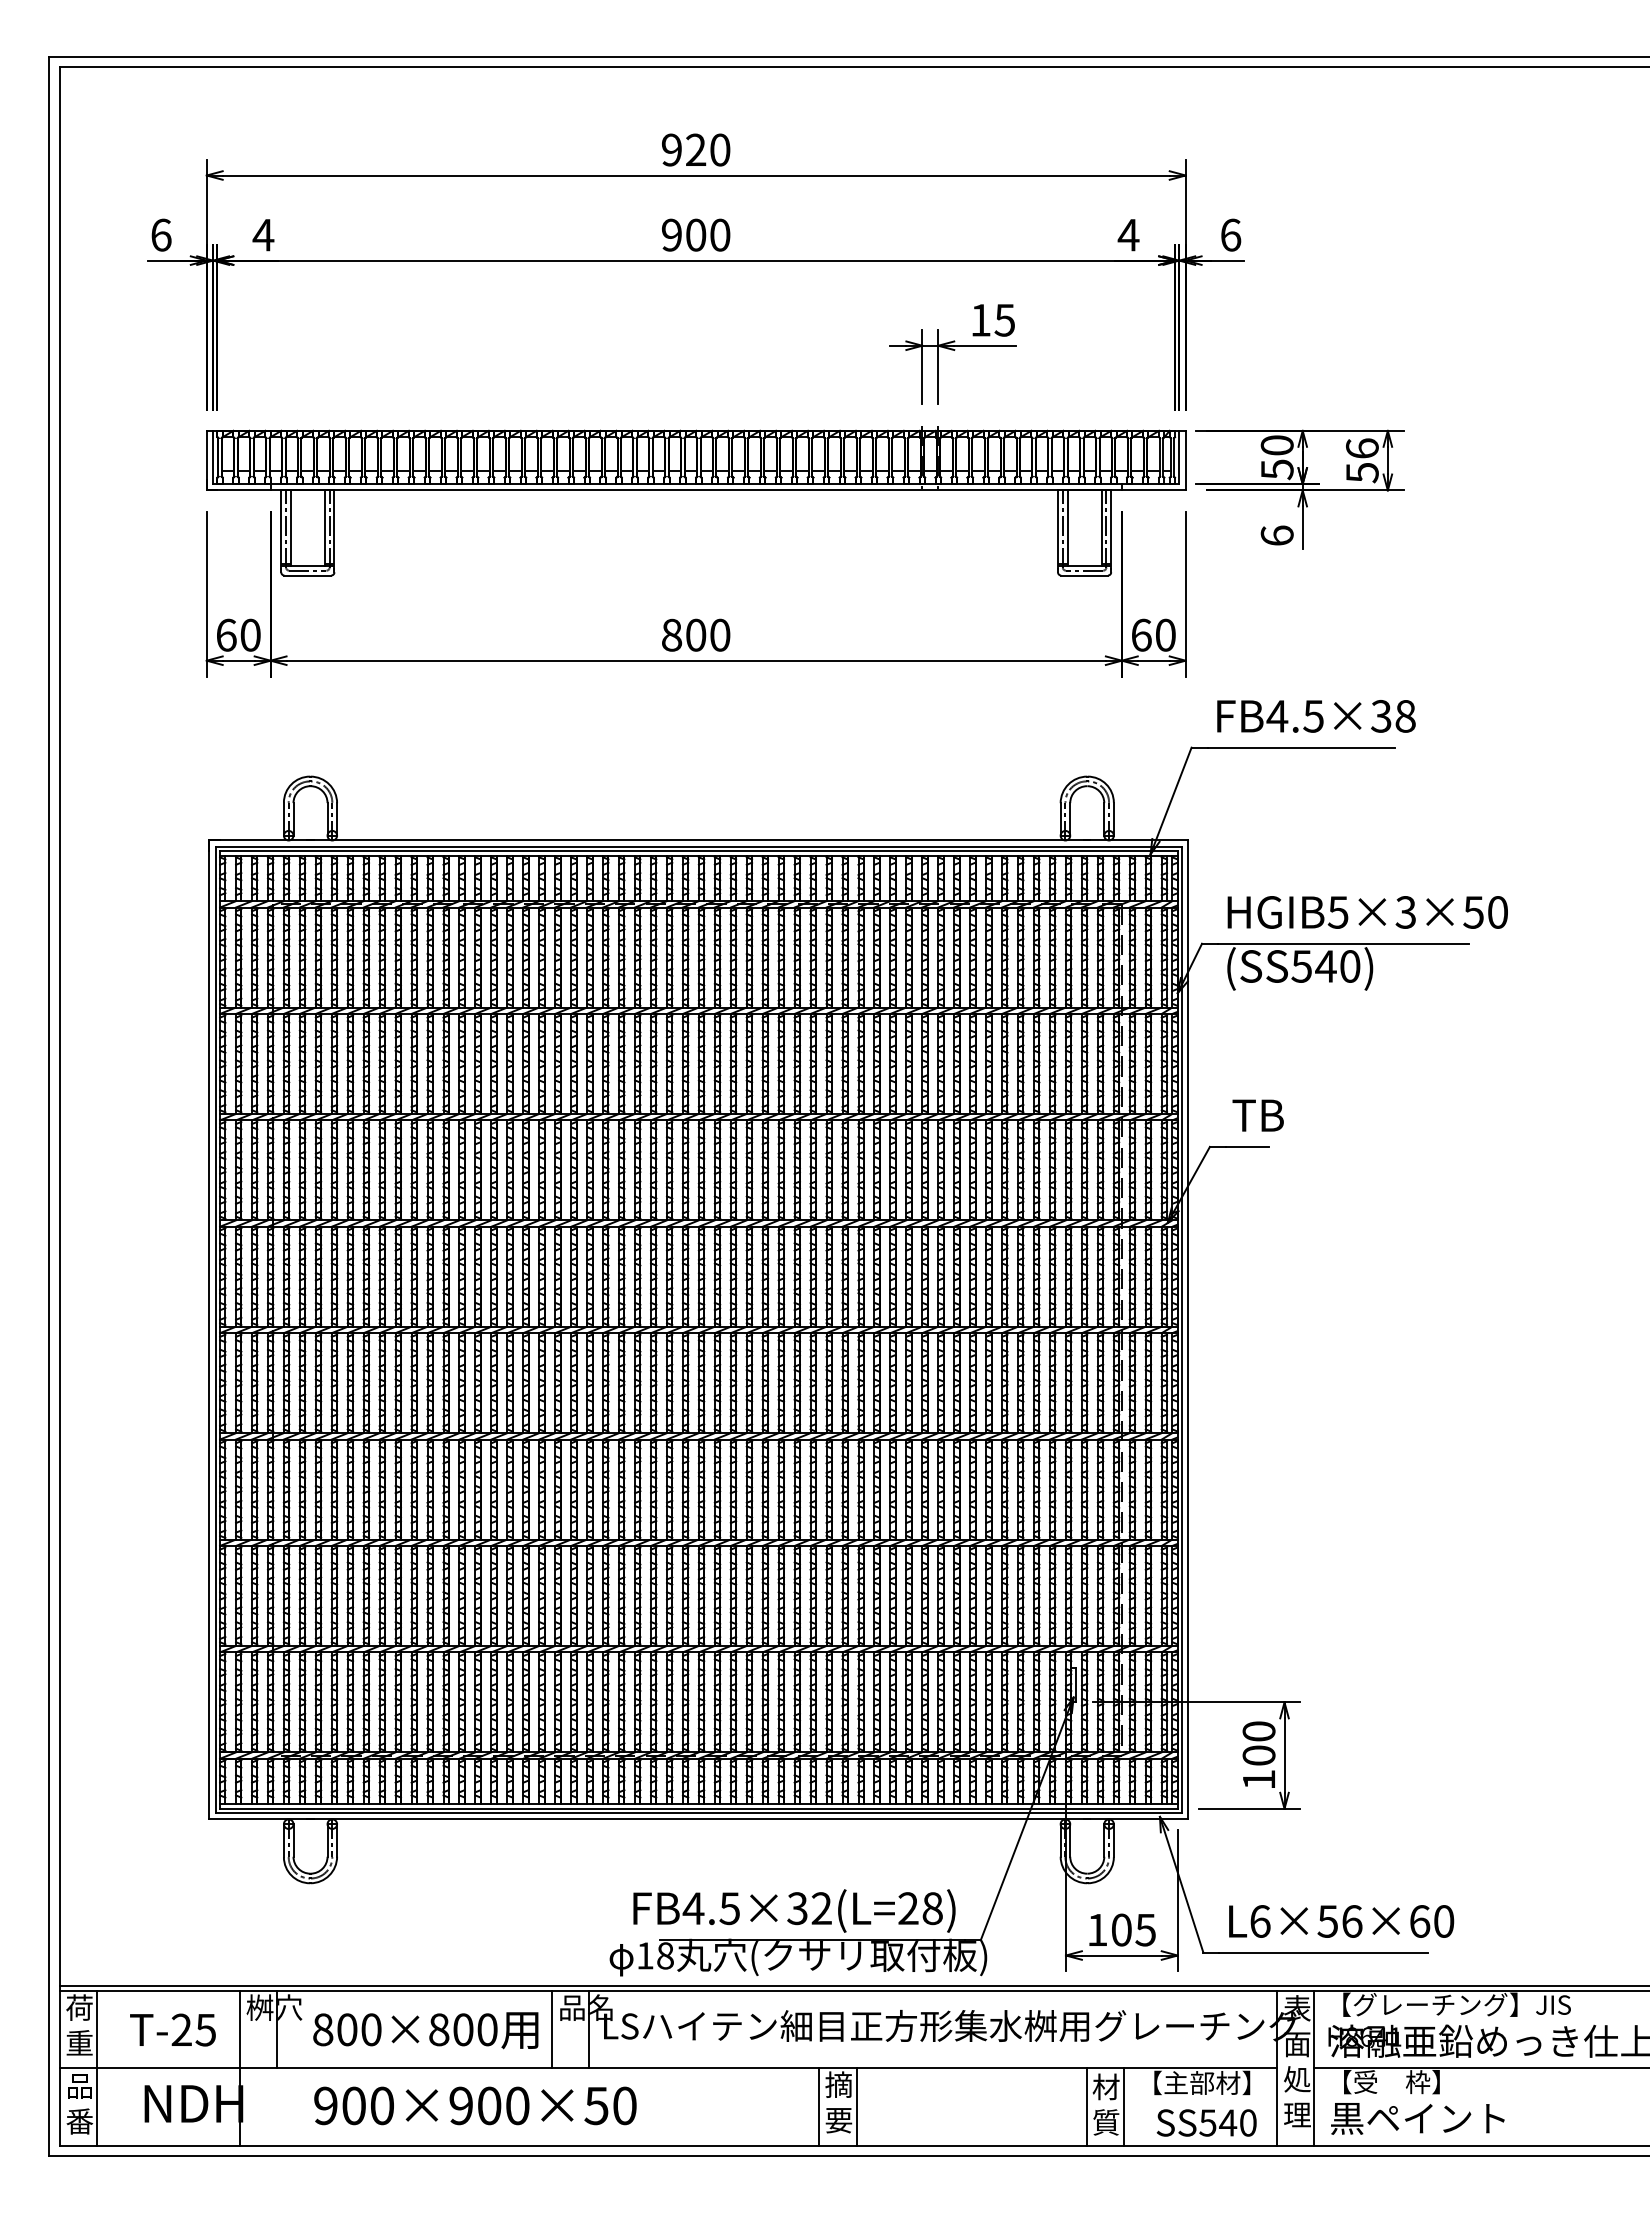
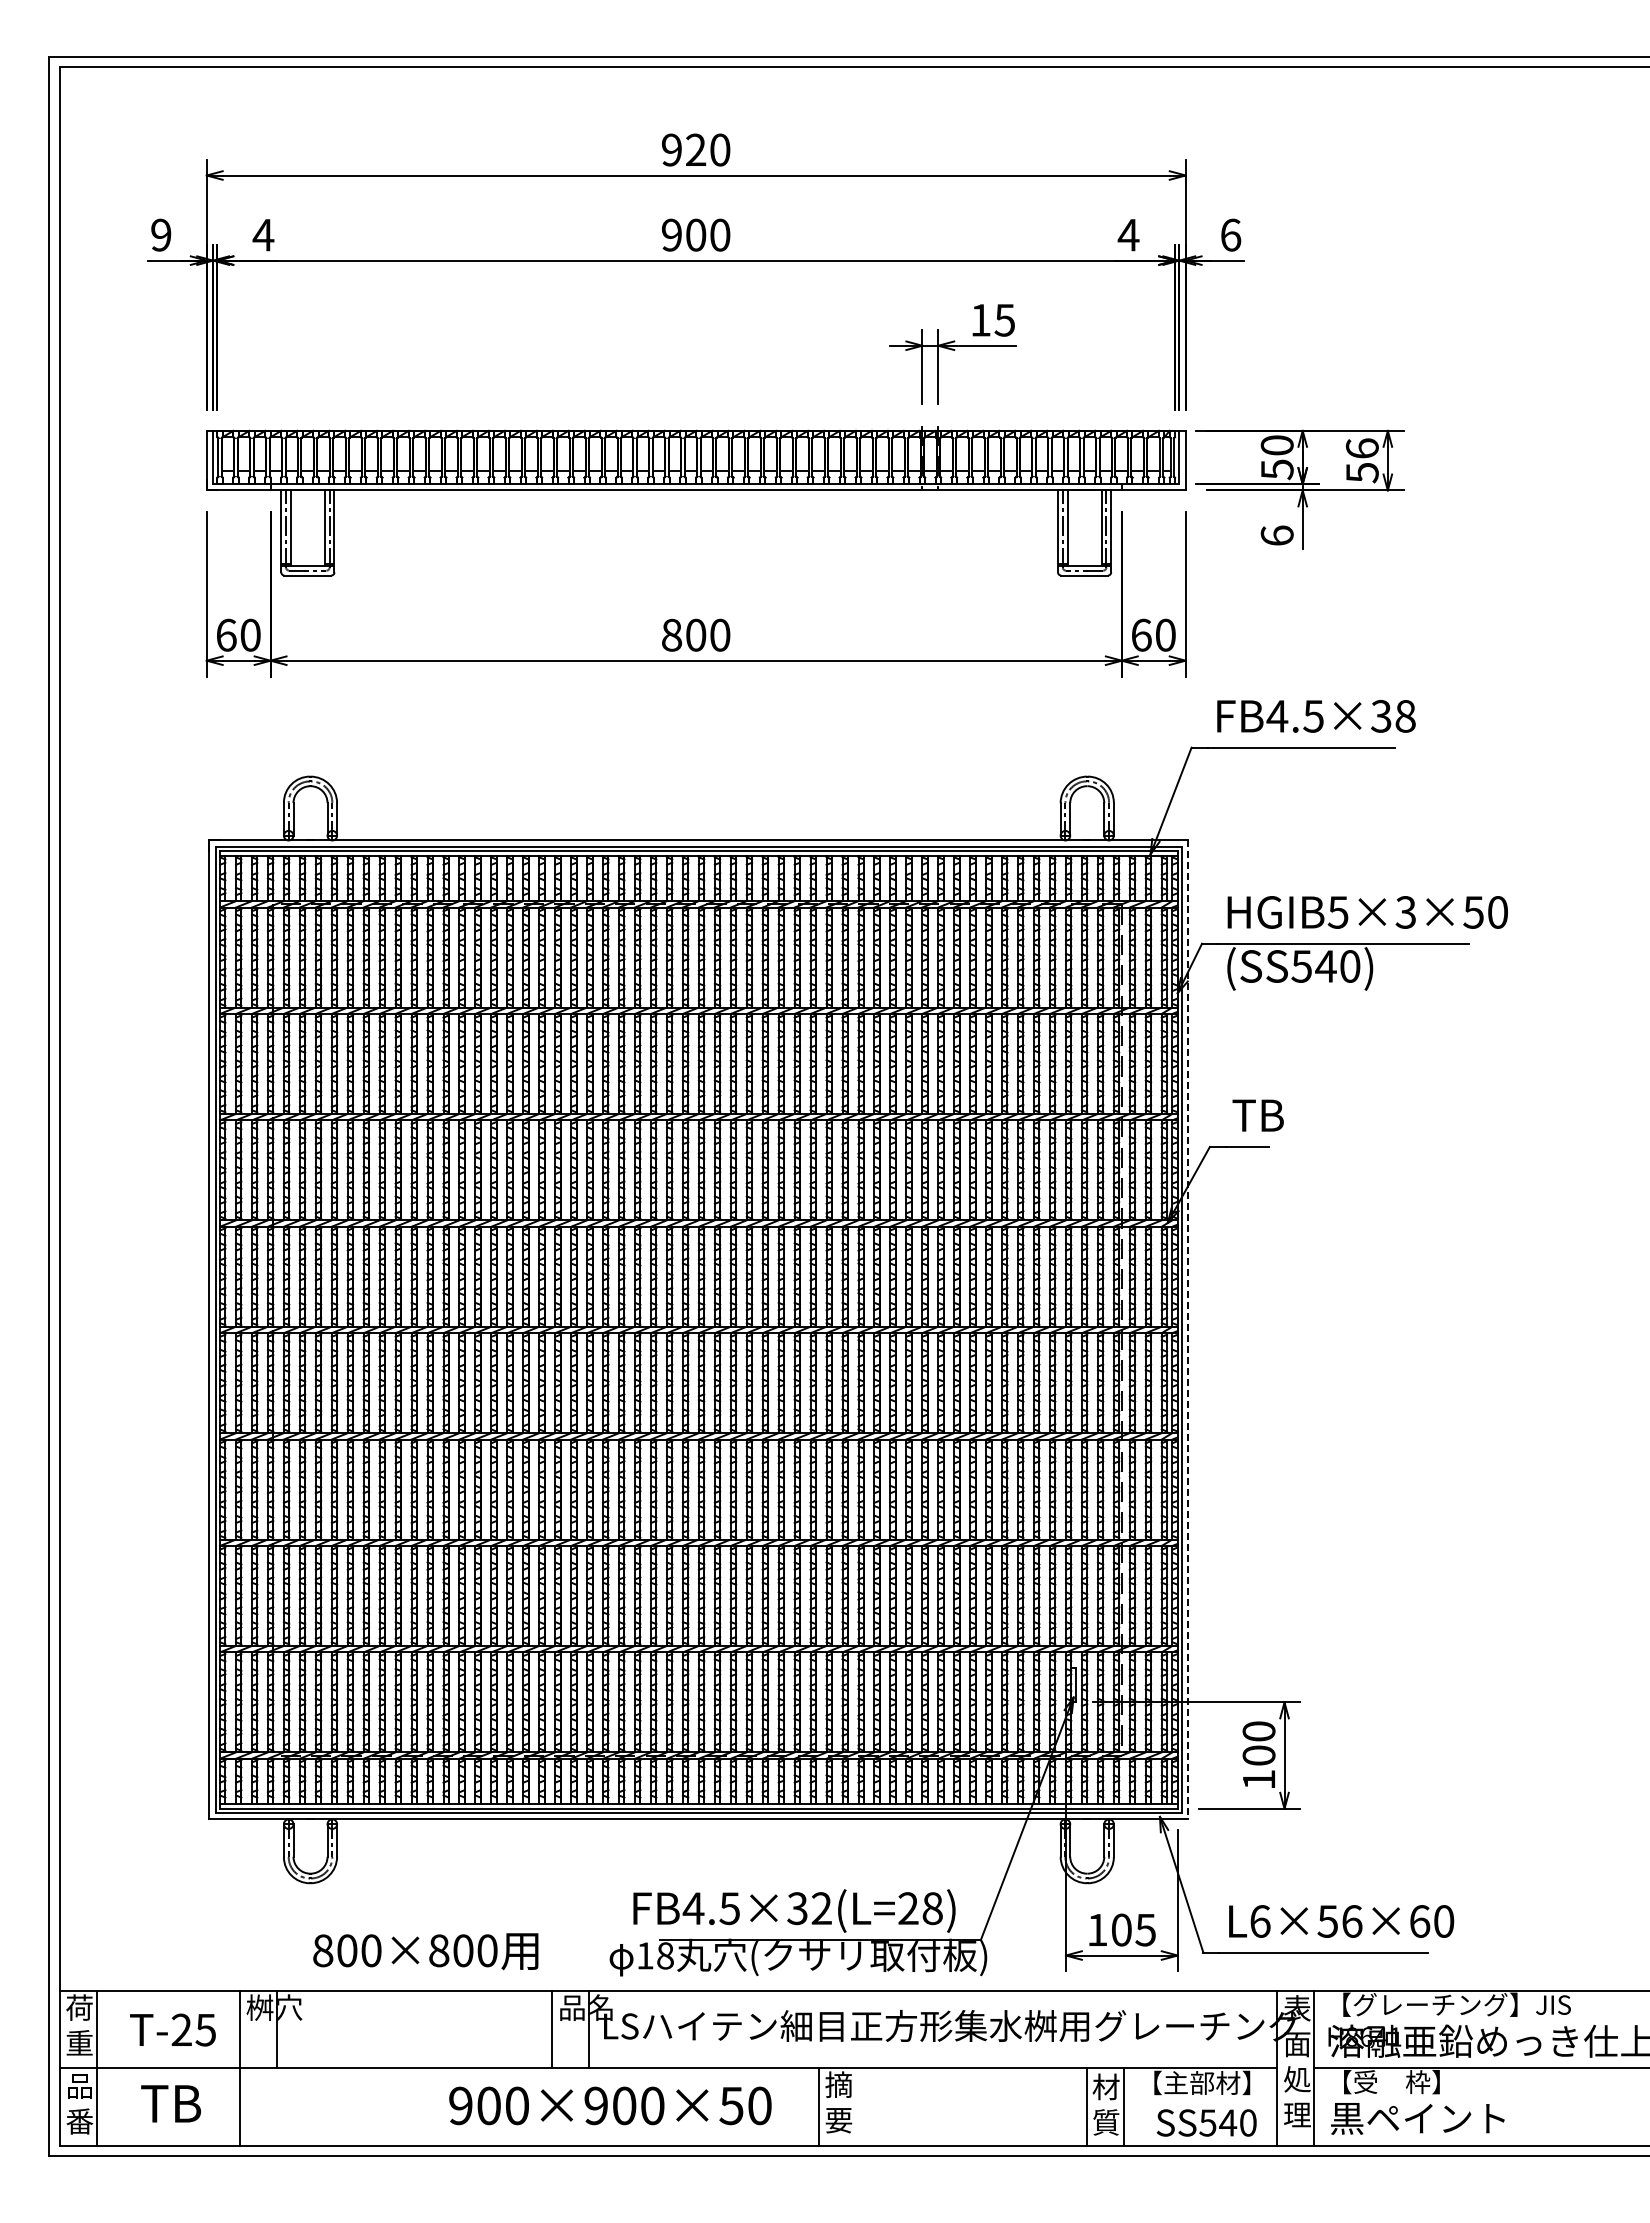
text: 6 -> 9 (161, 234)
line: solid -> dashed (1188, 1330)
line: present -> none (852, 1985)
text position: (425, 2030) -> (425, 1951) (425, 1951)
text: NDH -> TB (192, 2103)
text position: (475, 2105) -> (610, 2105) (610, 2105)
line: present -> none (856, 2106)
